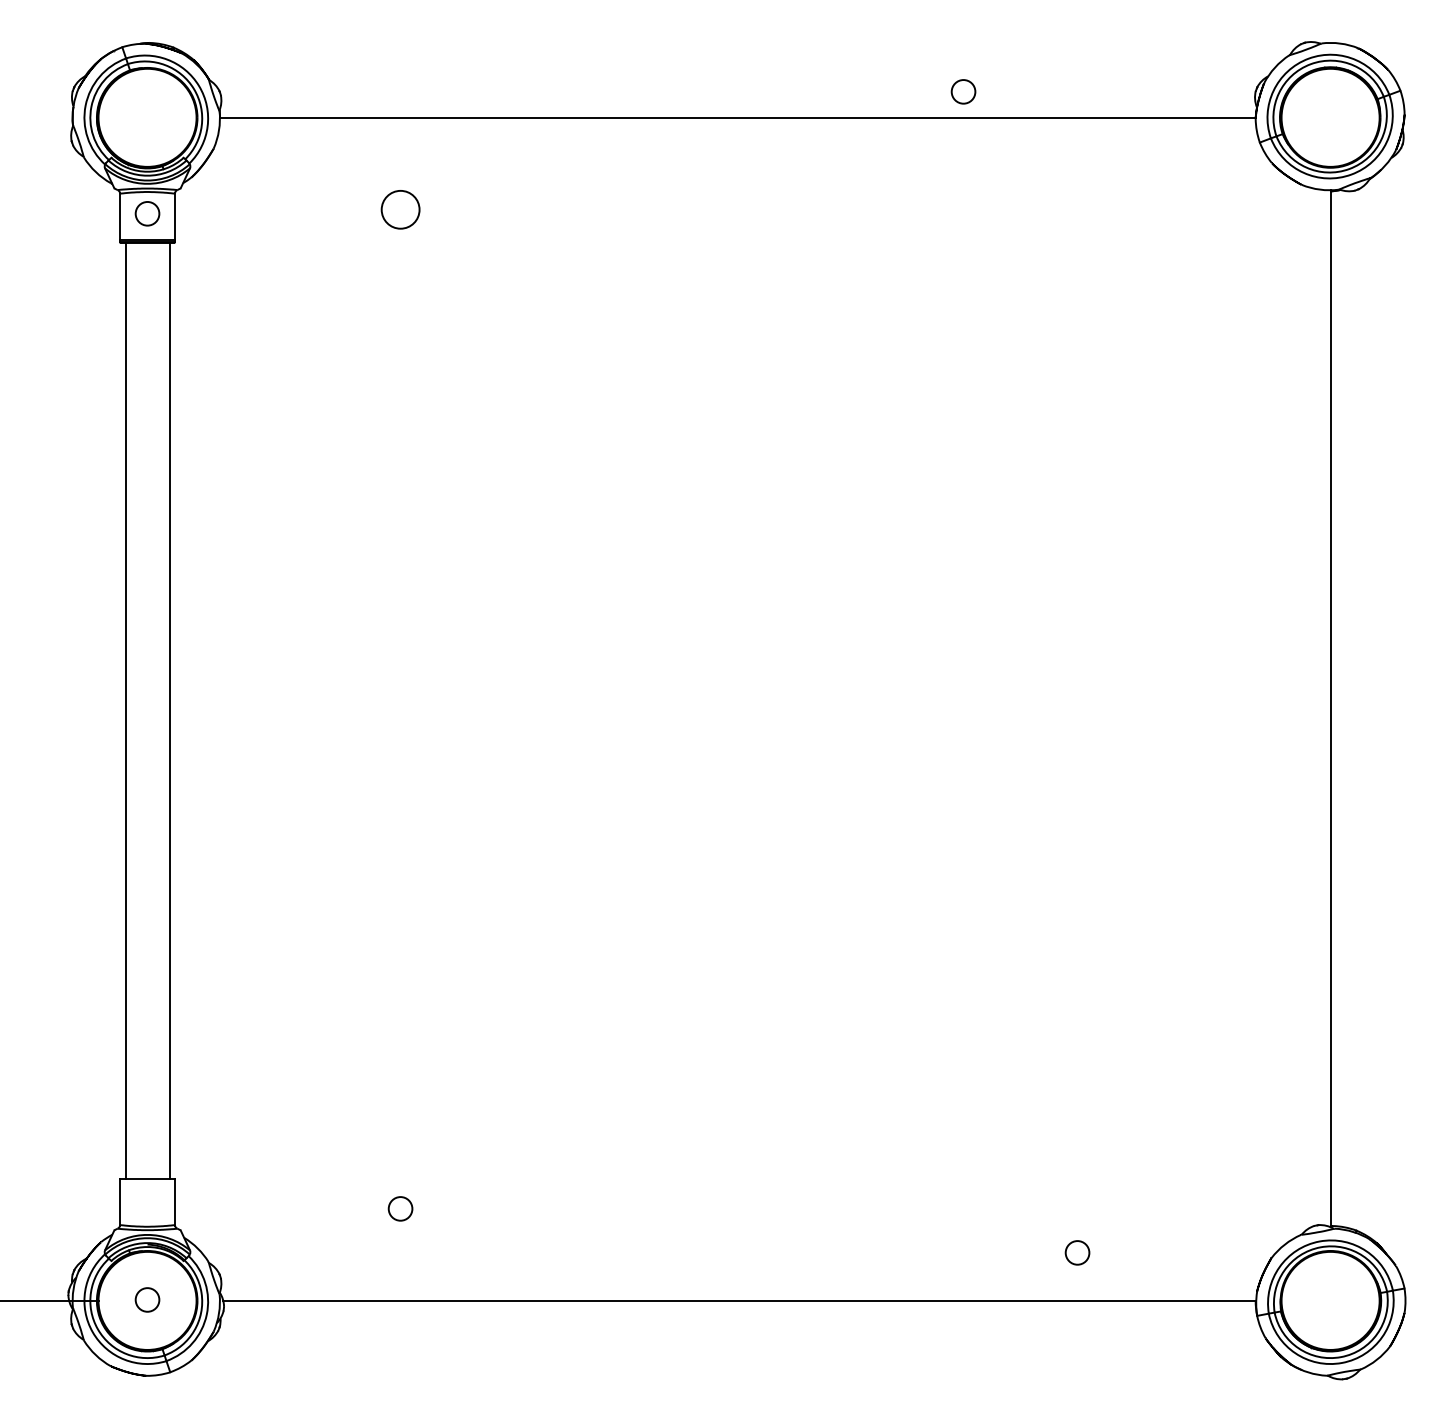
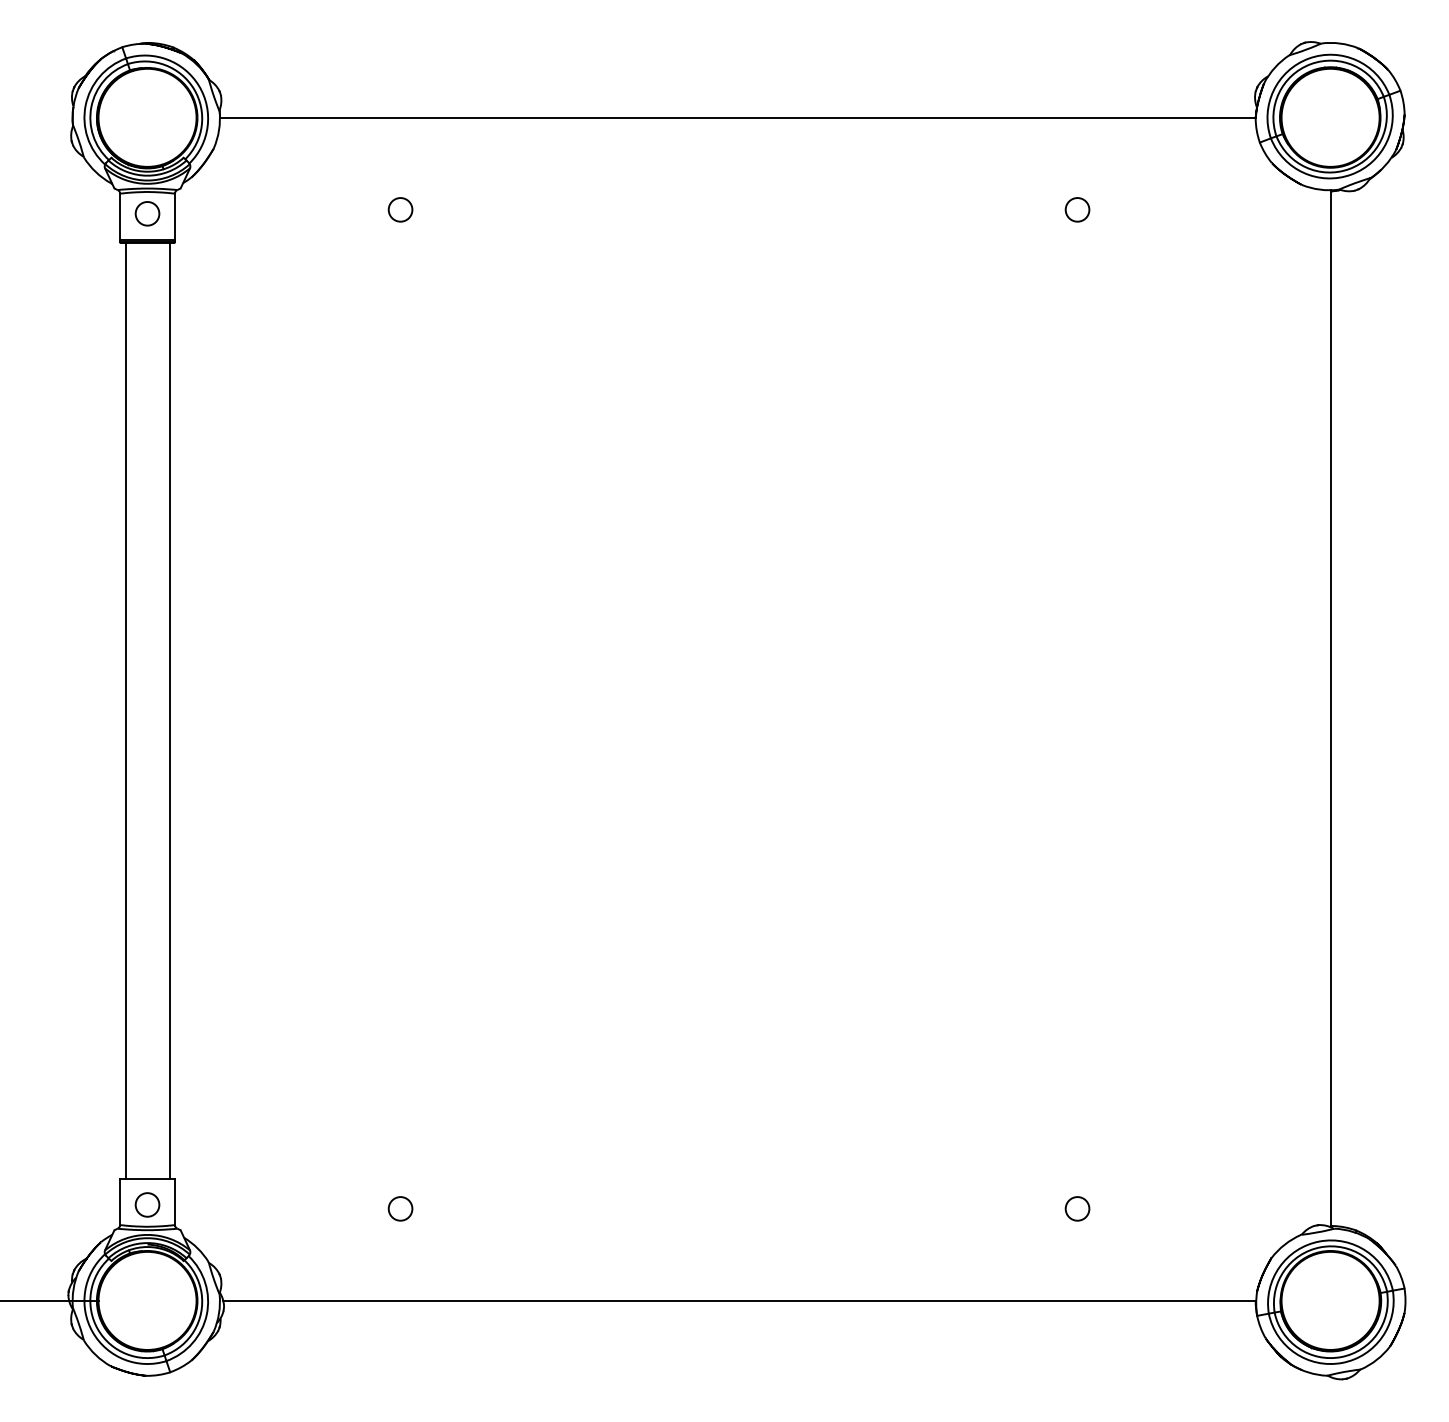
circle position: (963, 91) -> (1077, 209) (1077, 209)
circle size: 41x40 px -> 27x26 px (400, 209)
circle position: (1077, 1252) -> (1077, 1208) (1077, 1208)
circle position: (147, 1299) -> (147, 1204) (147, 1204)
